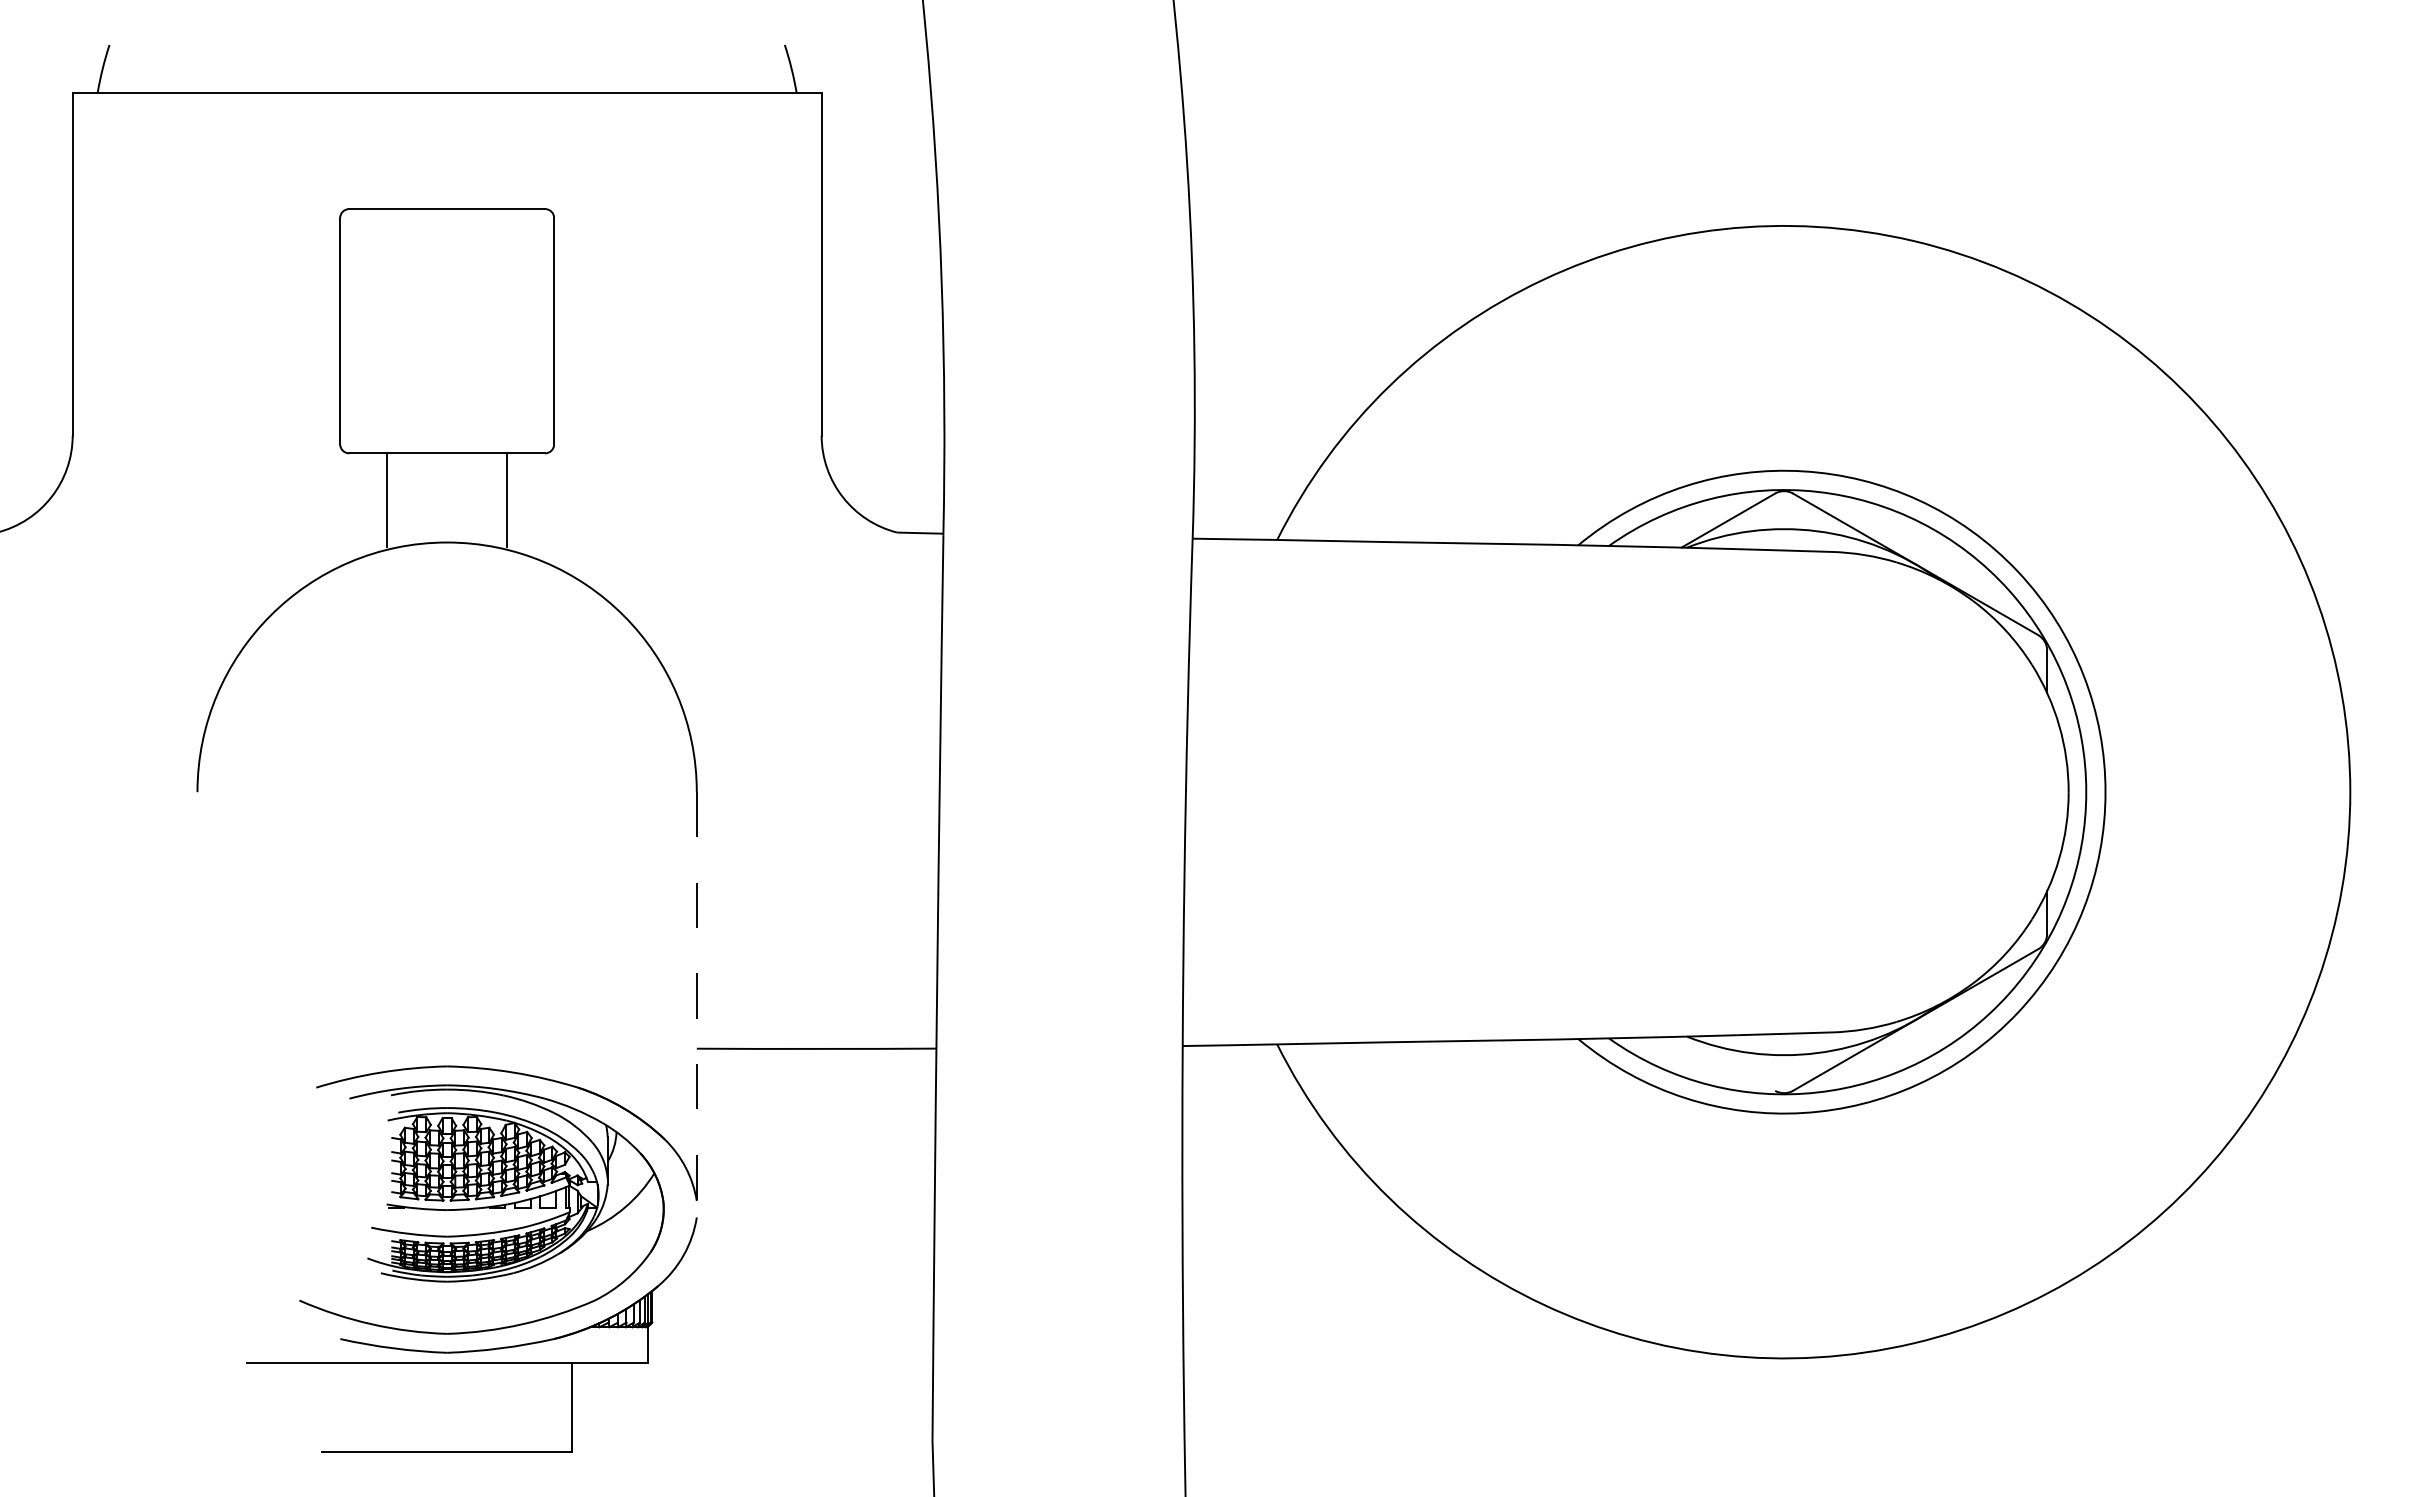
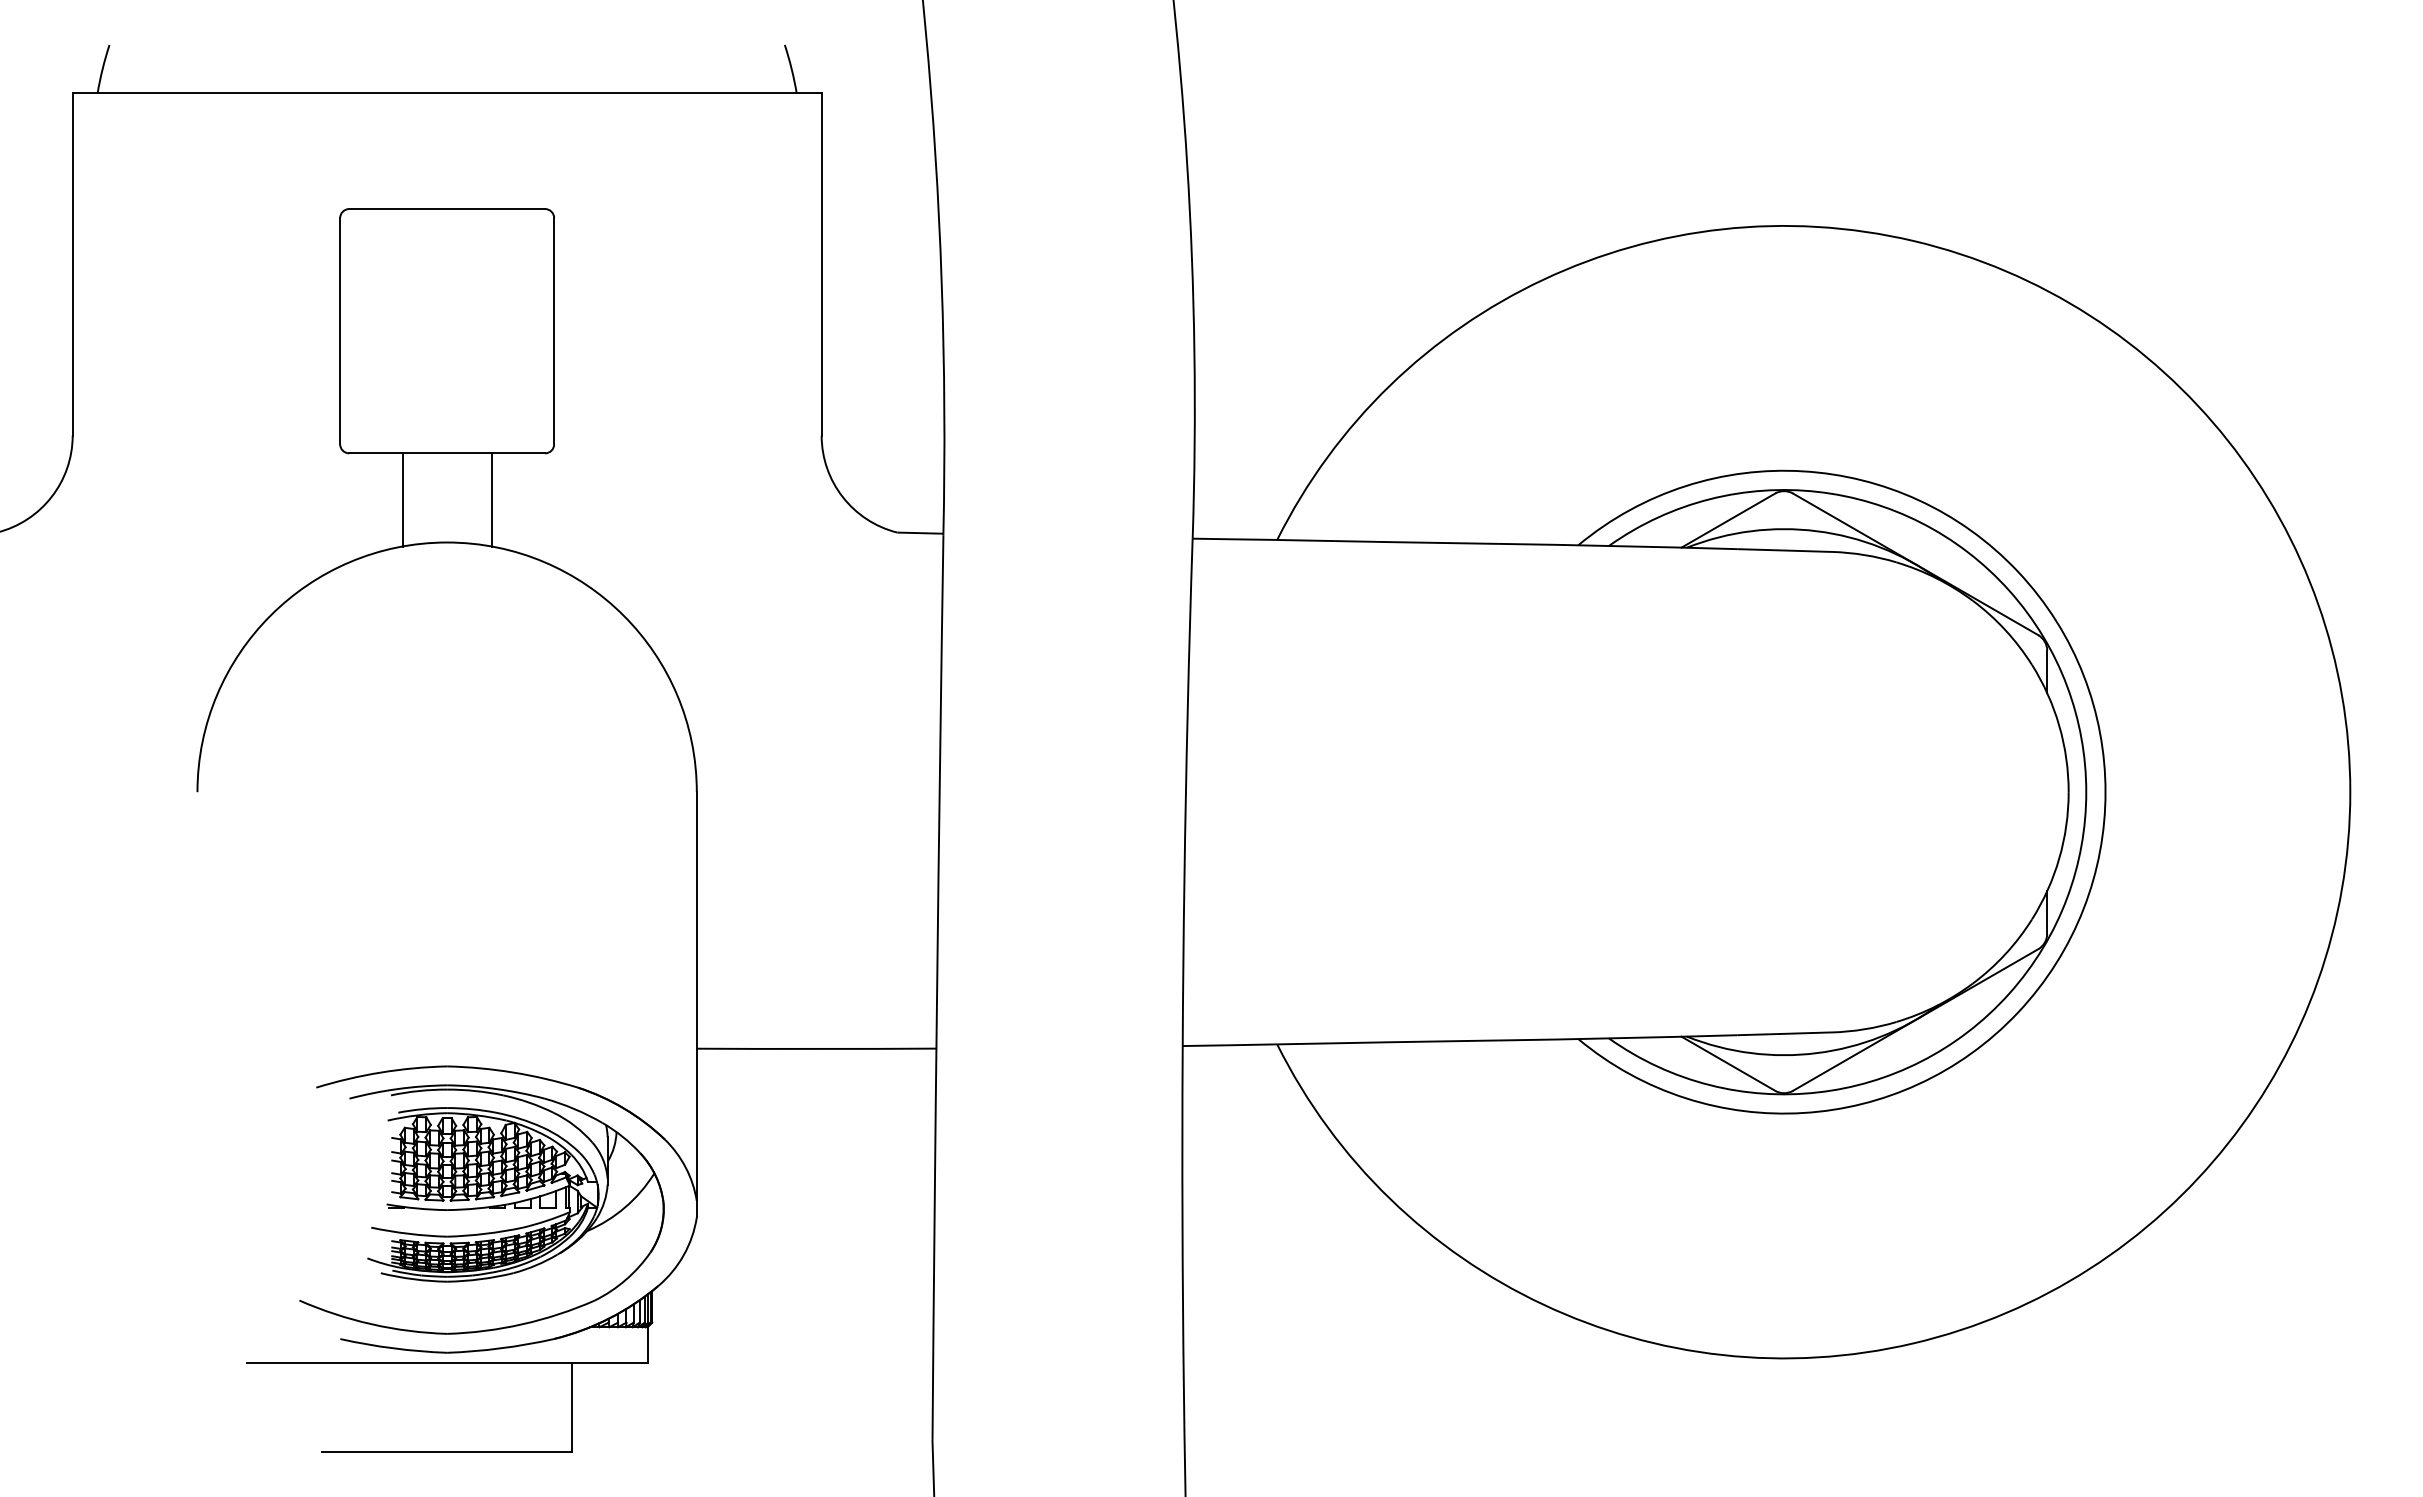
line position: (386, 499) -> (402, 499) (402, 499)
line position: (506, 499) -> (491, 499) (491, 499)
line: dashed -> solid (696, 1004)
line: none -> present (1728, 1063)
